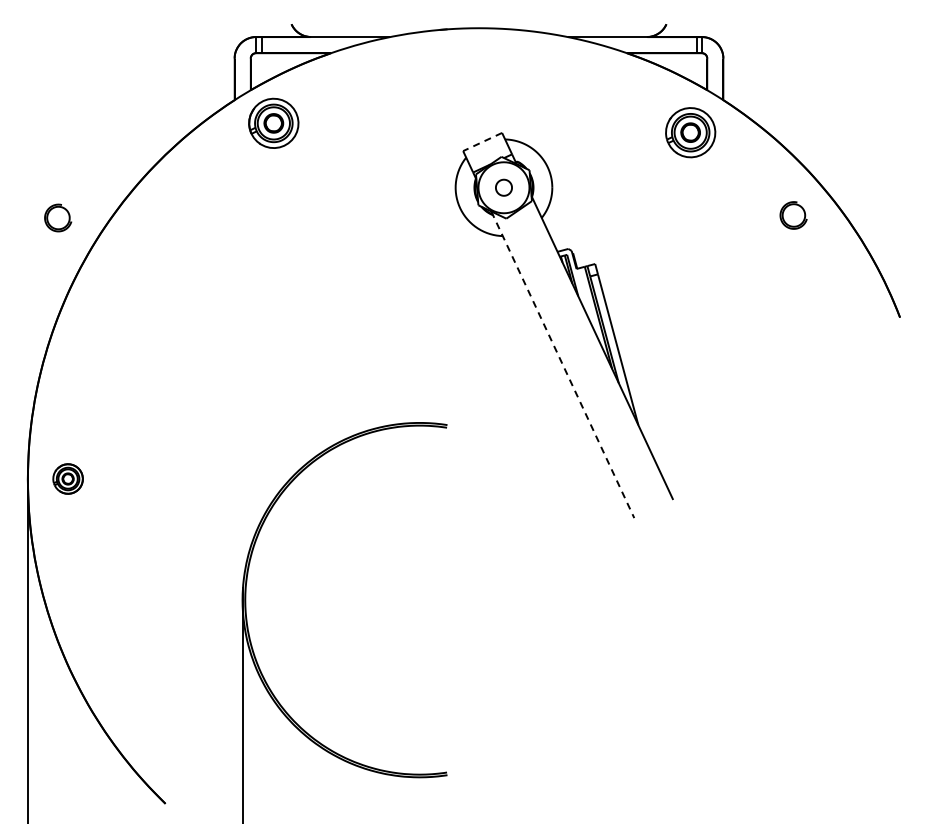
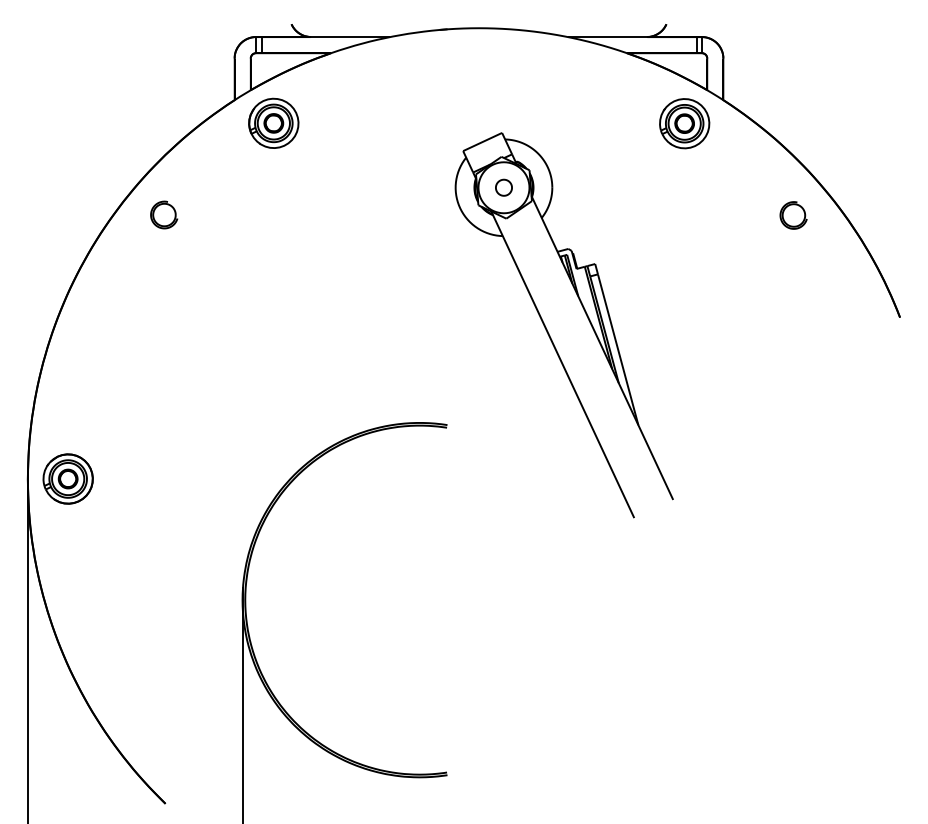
part position: (690, 132) -> (684, 123) (684, 123)
line: dashed -> solid (482, 142)
part position: (58, 217) -> (164, 214) (164, 214)
line: dashed -> solid (563, 365)
part size: 32x32 px -> 52x52 px (67, 478)
